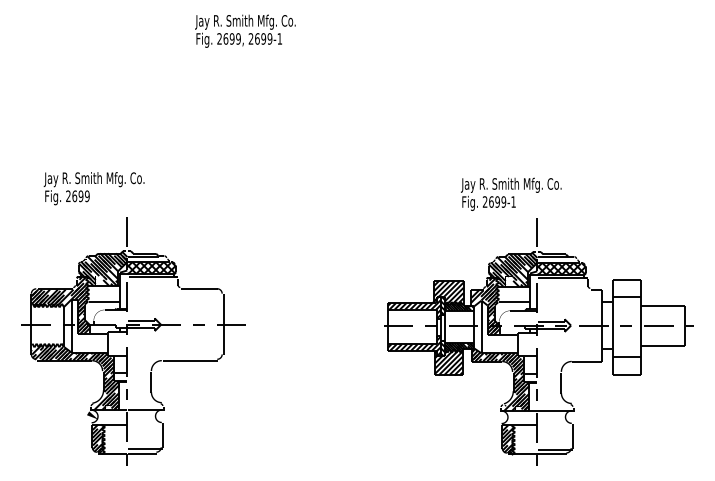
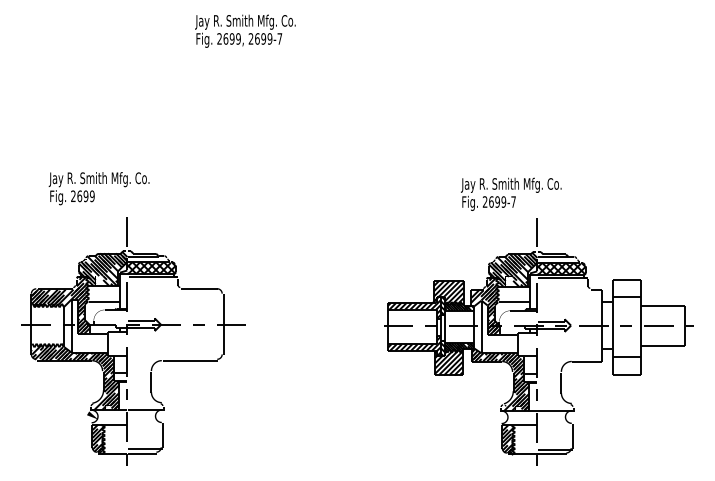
text: 2699-1 -> 2699-7 (279, 38)
text position: (93, 188) -> (98, 188) (98, 188)
text: 2699-1 -> 2699-7 (513, 201)
